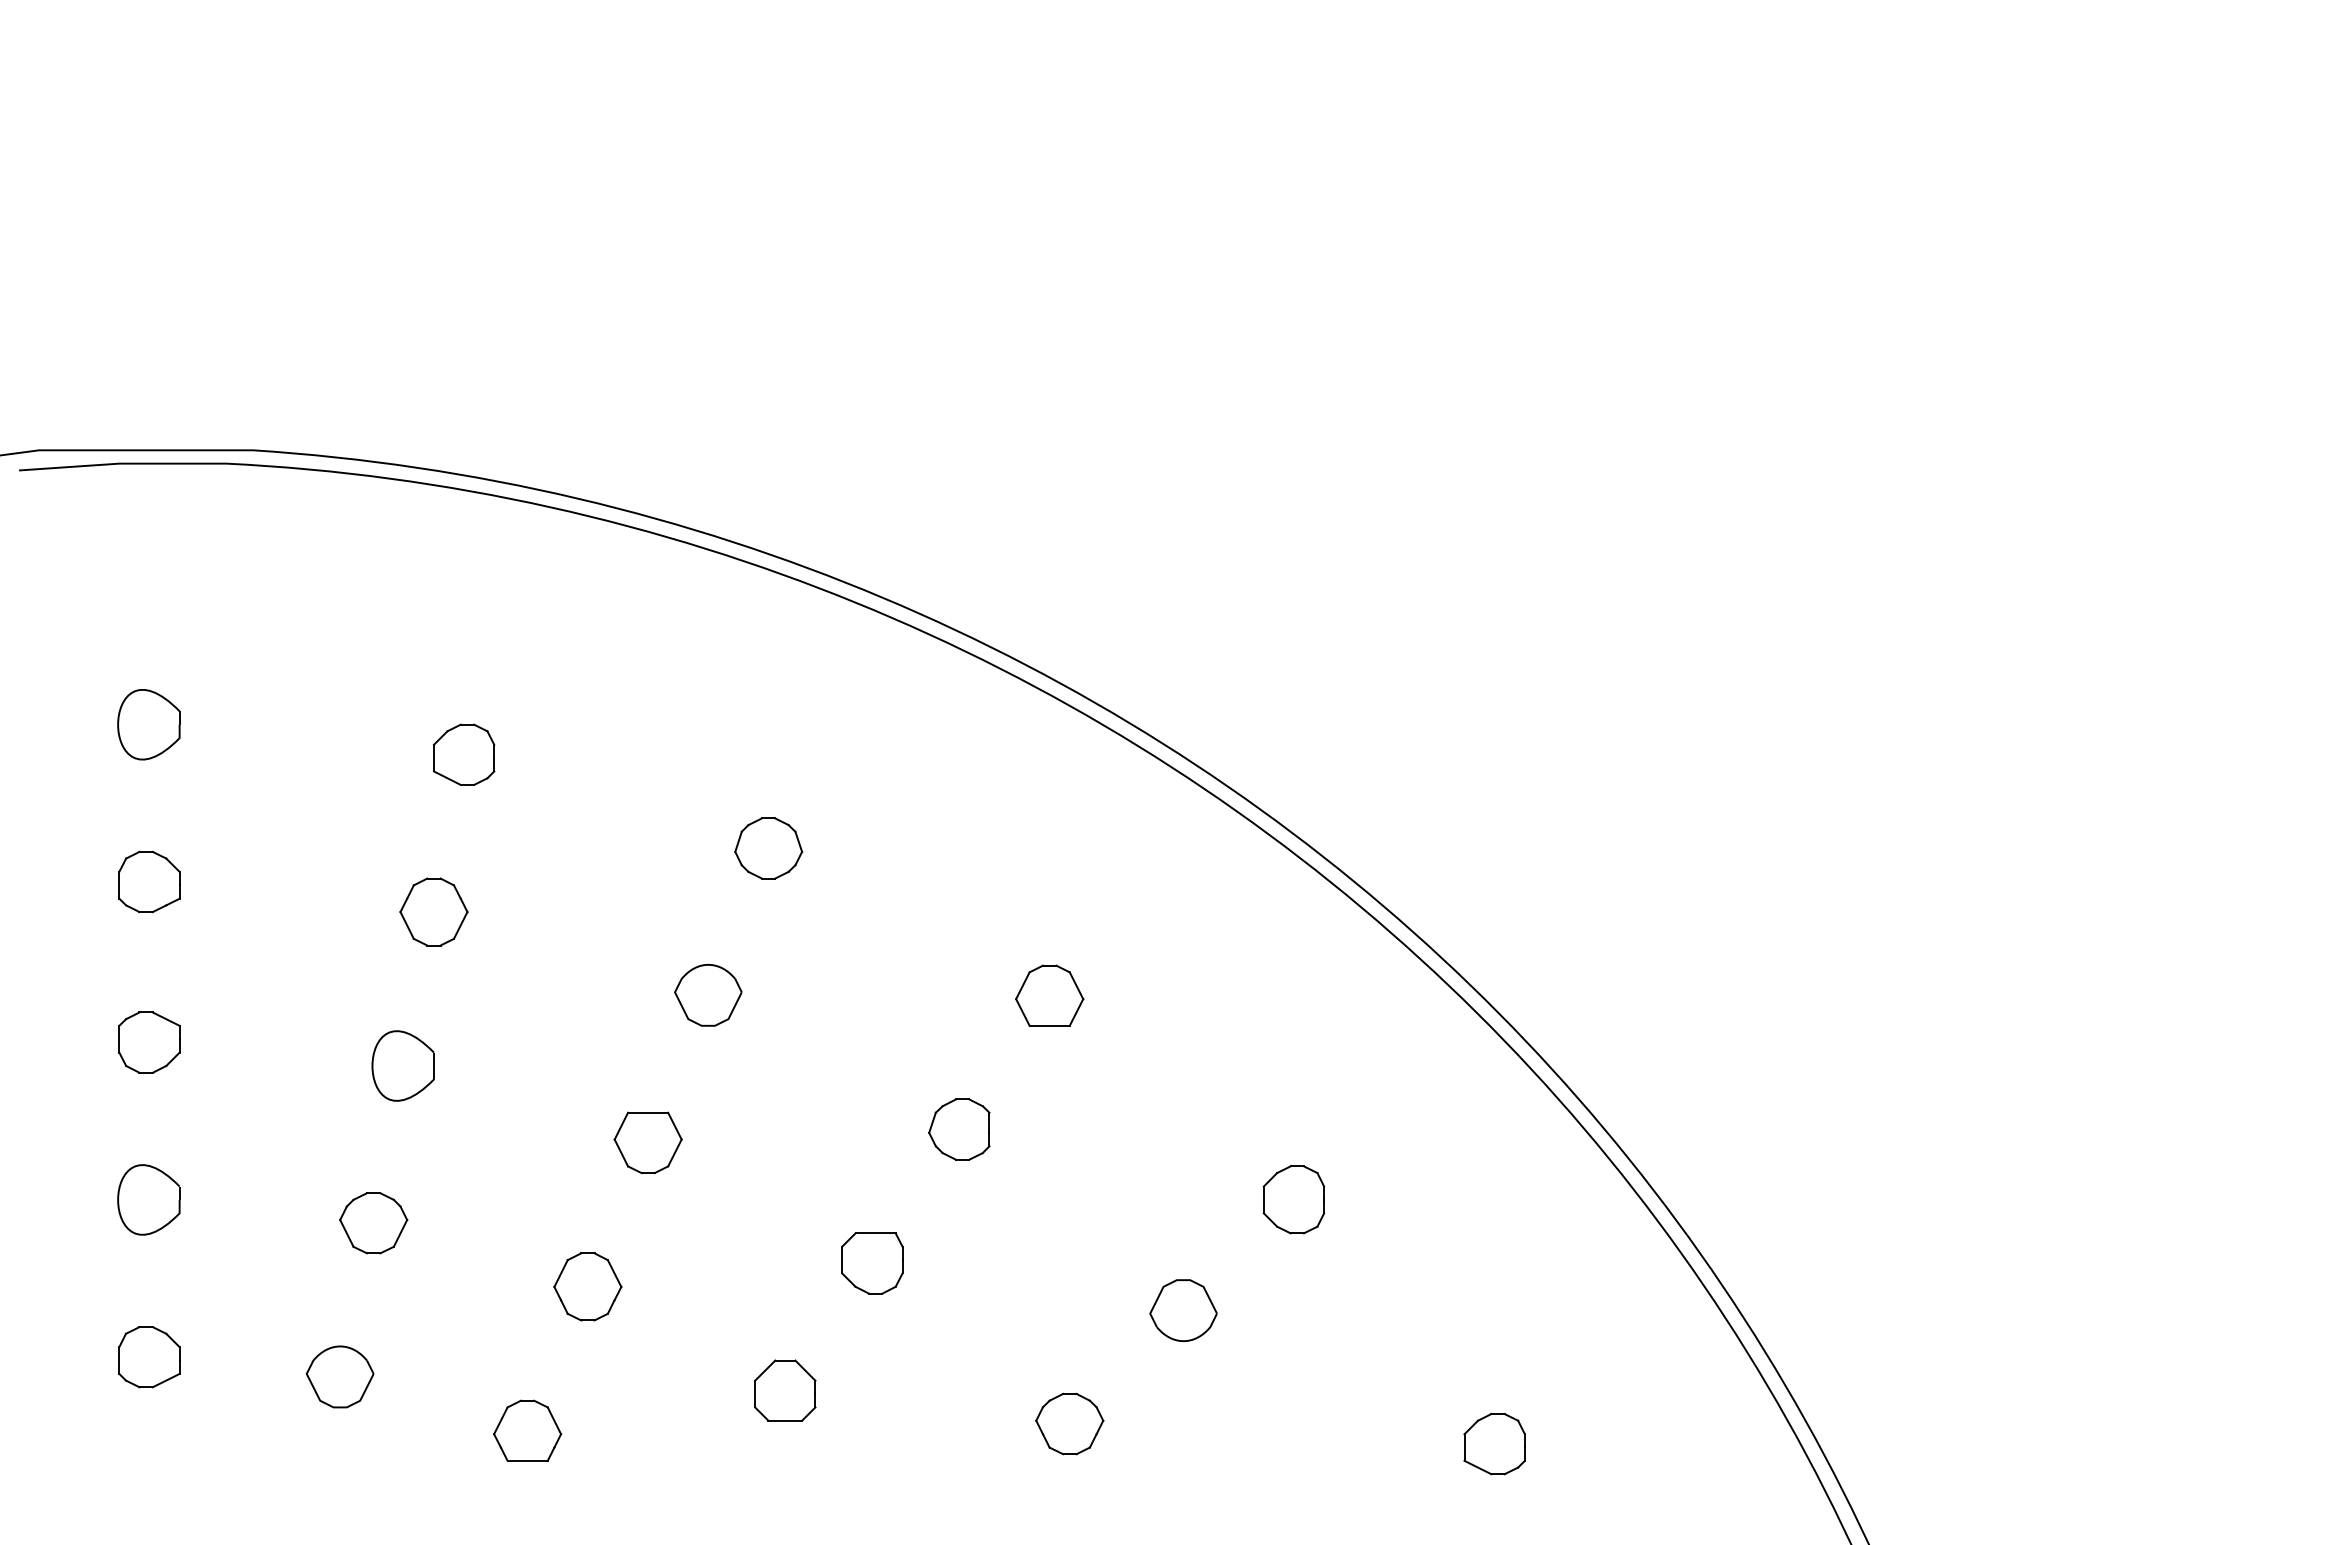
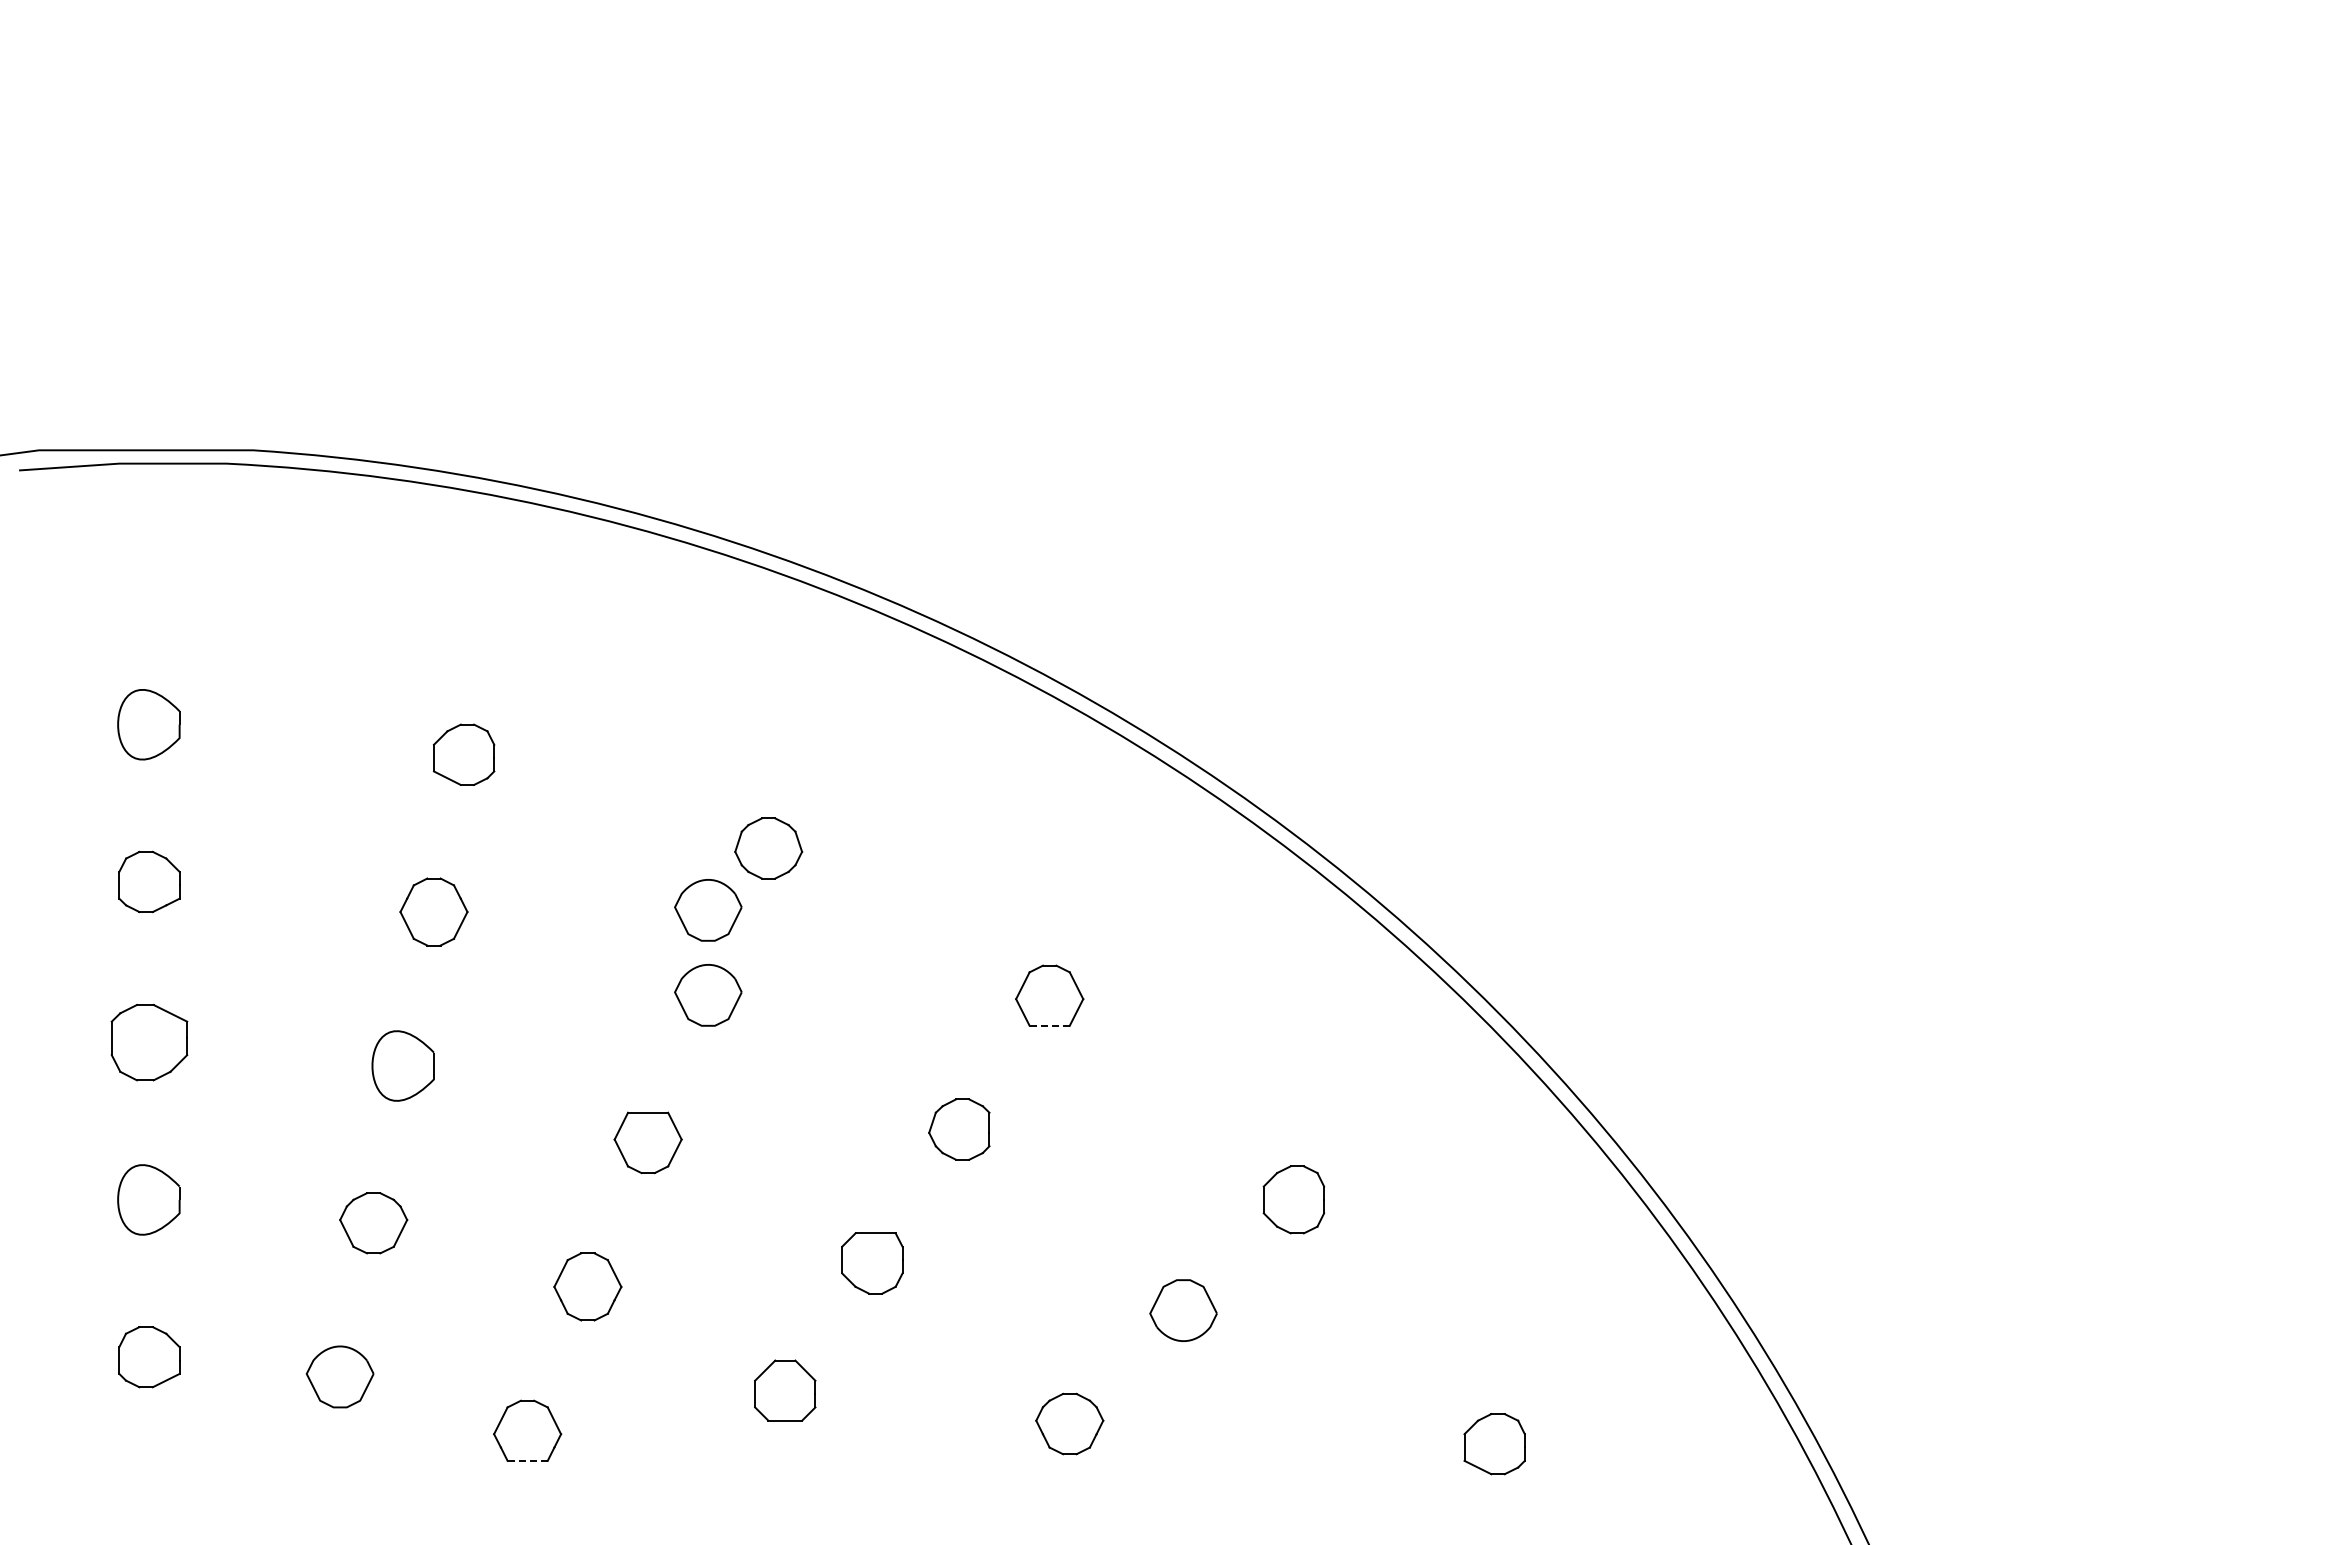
part: none -> present (708, 910)
line: solid -> dashed (1050, 1025)
part size: 63x63 px -> 79x78 px (149, 1042)
line: solid -> dashed (528, 1460)
